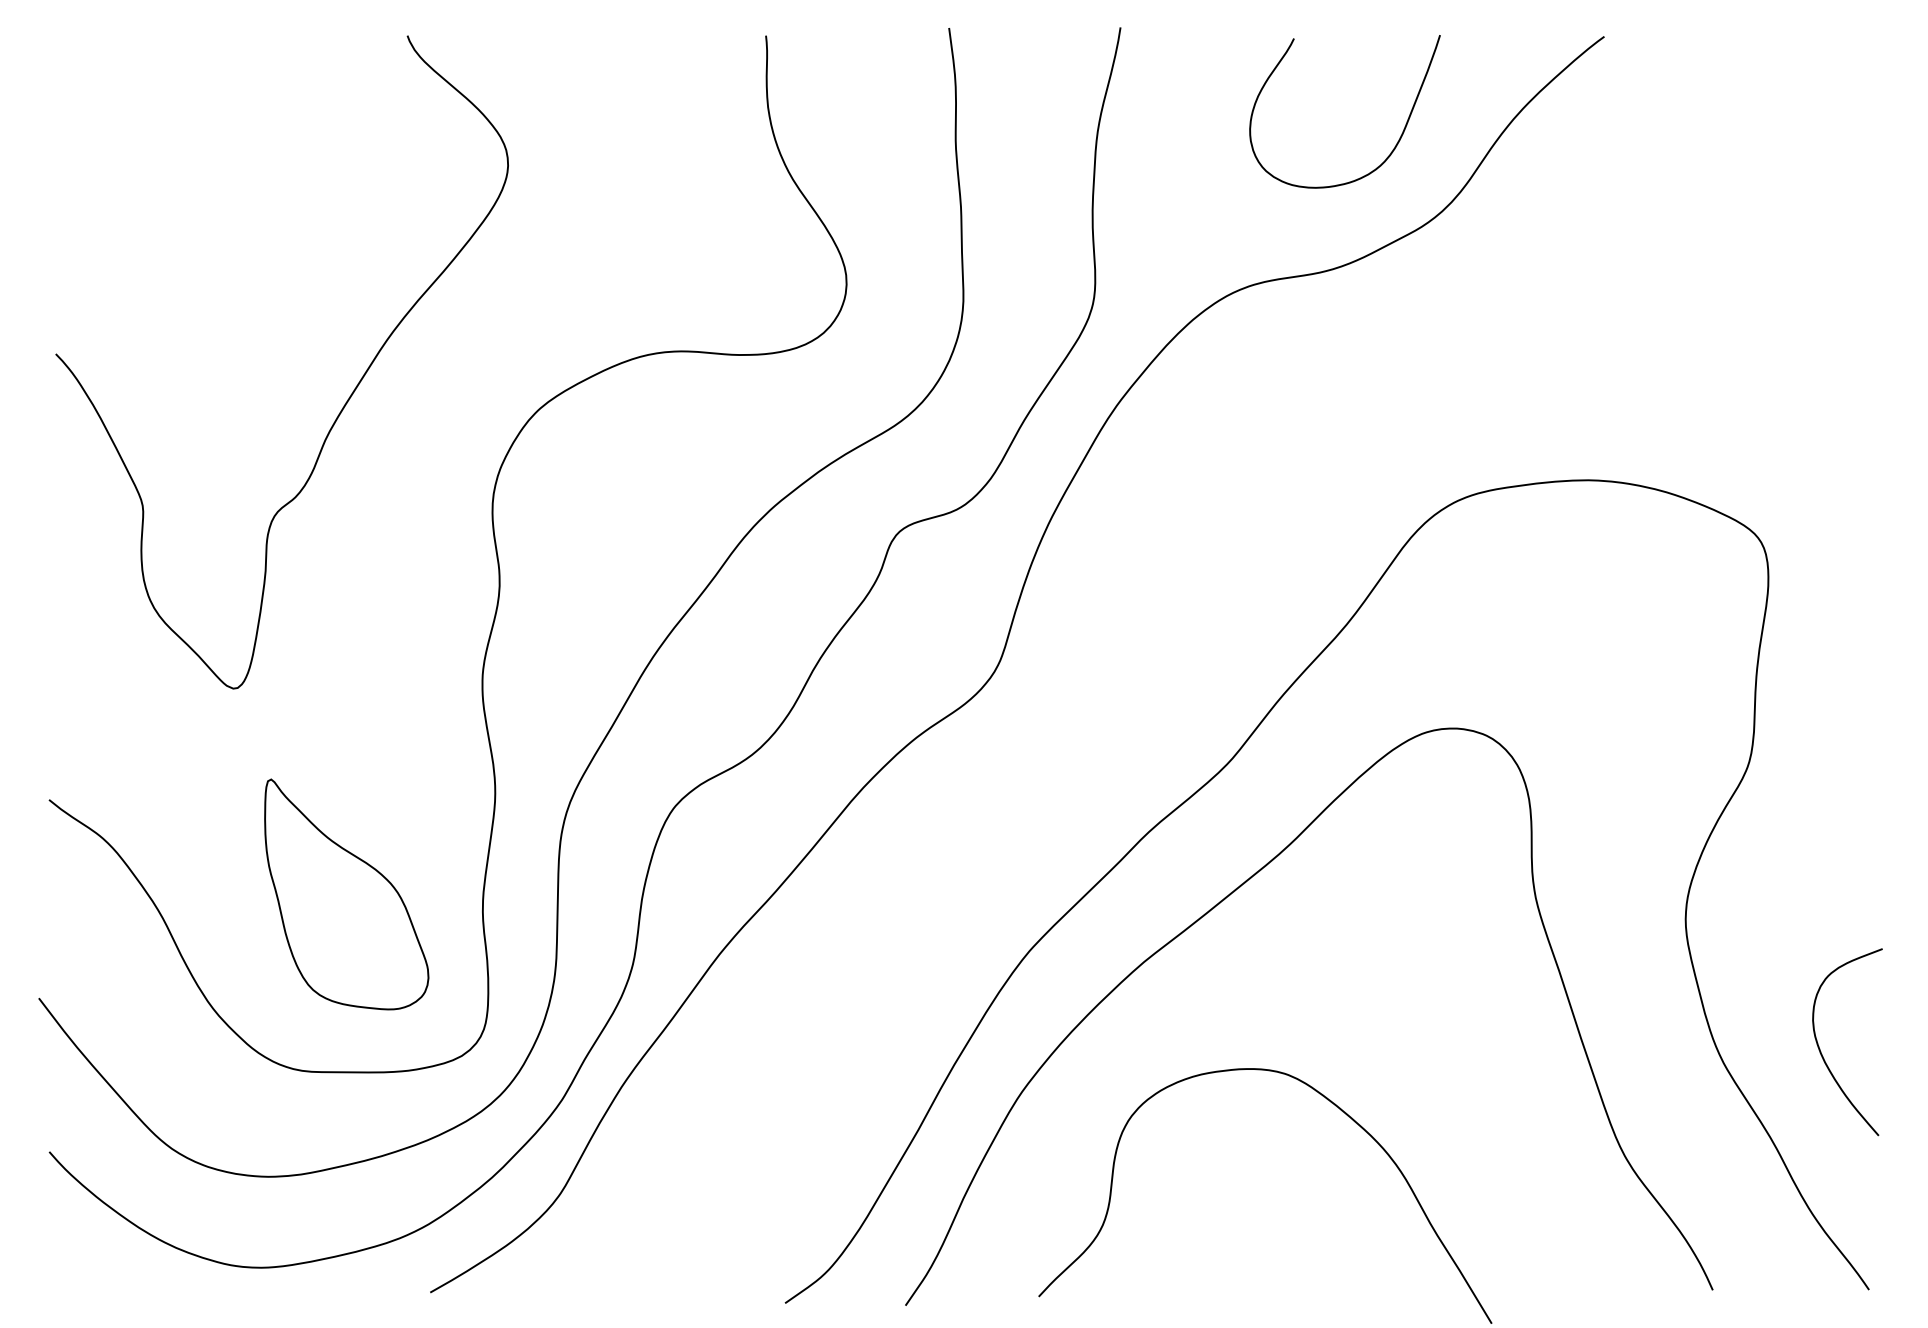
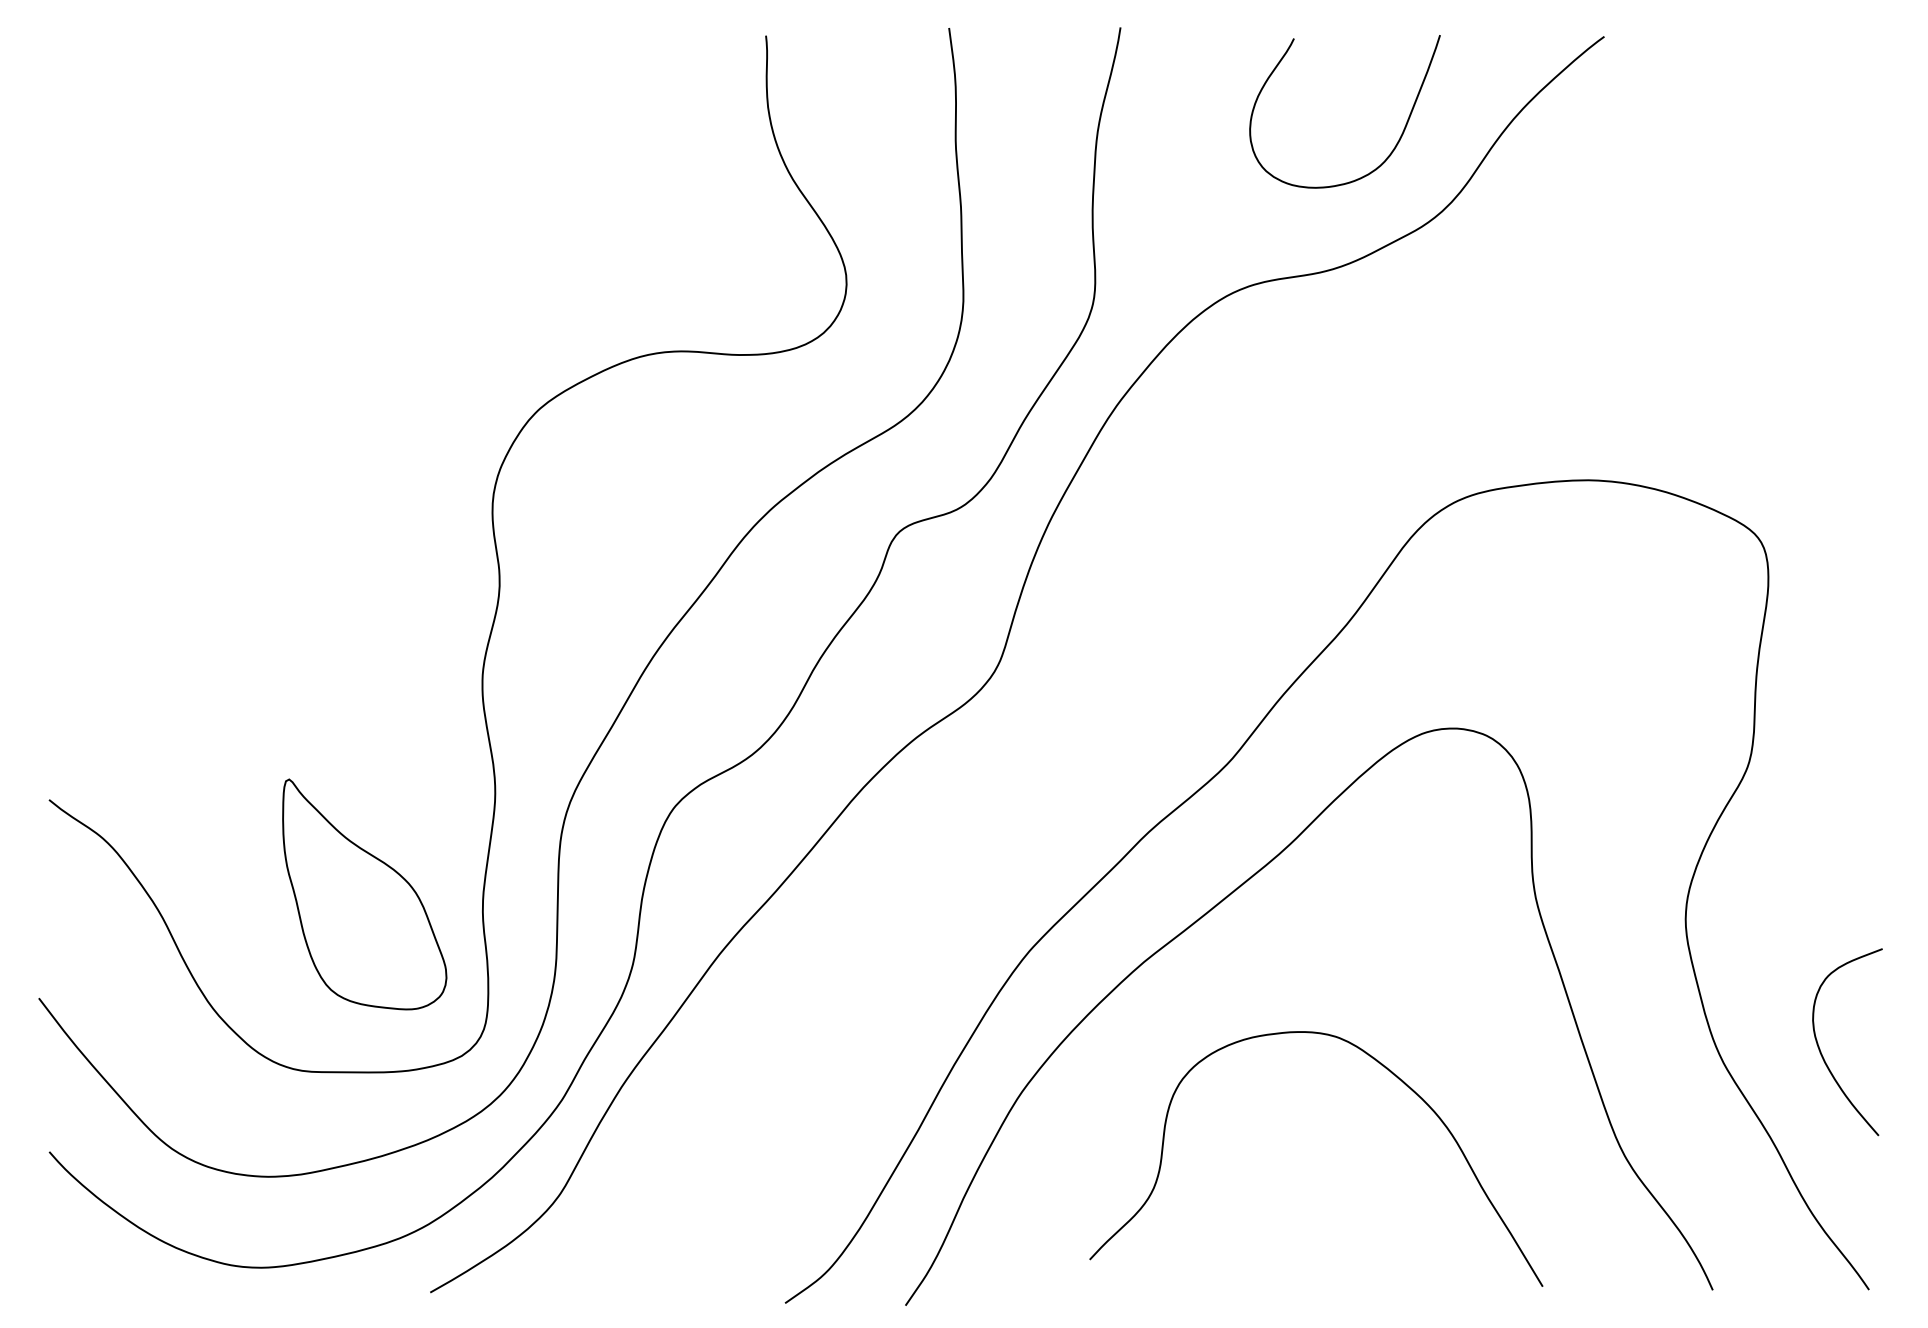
curve: present -> none (343, 405)
part position: (346, 894) -> (364, 894) (364, 894)
curve position: (1331, 1103) -> (1382, 1066) (1382, 1066)
